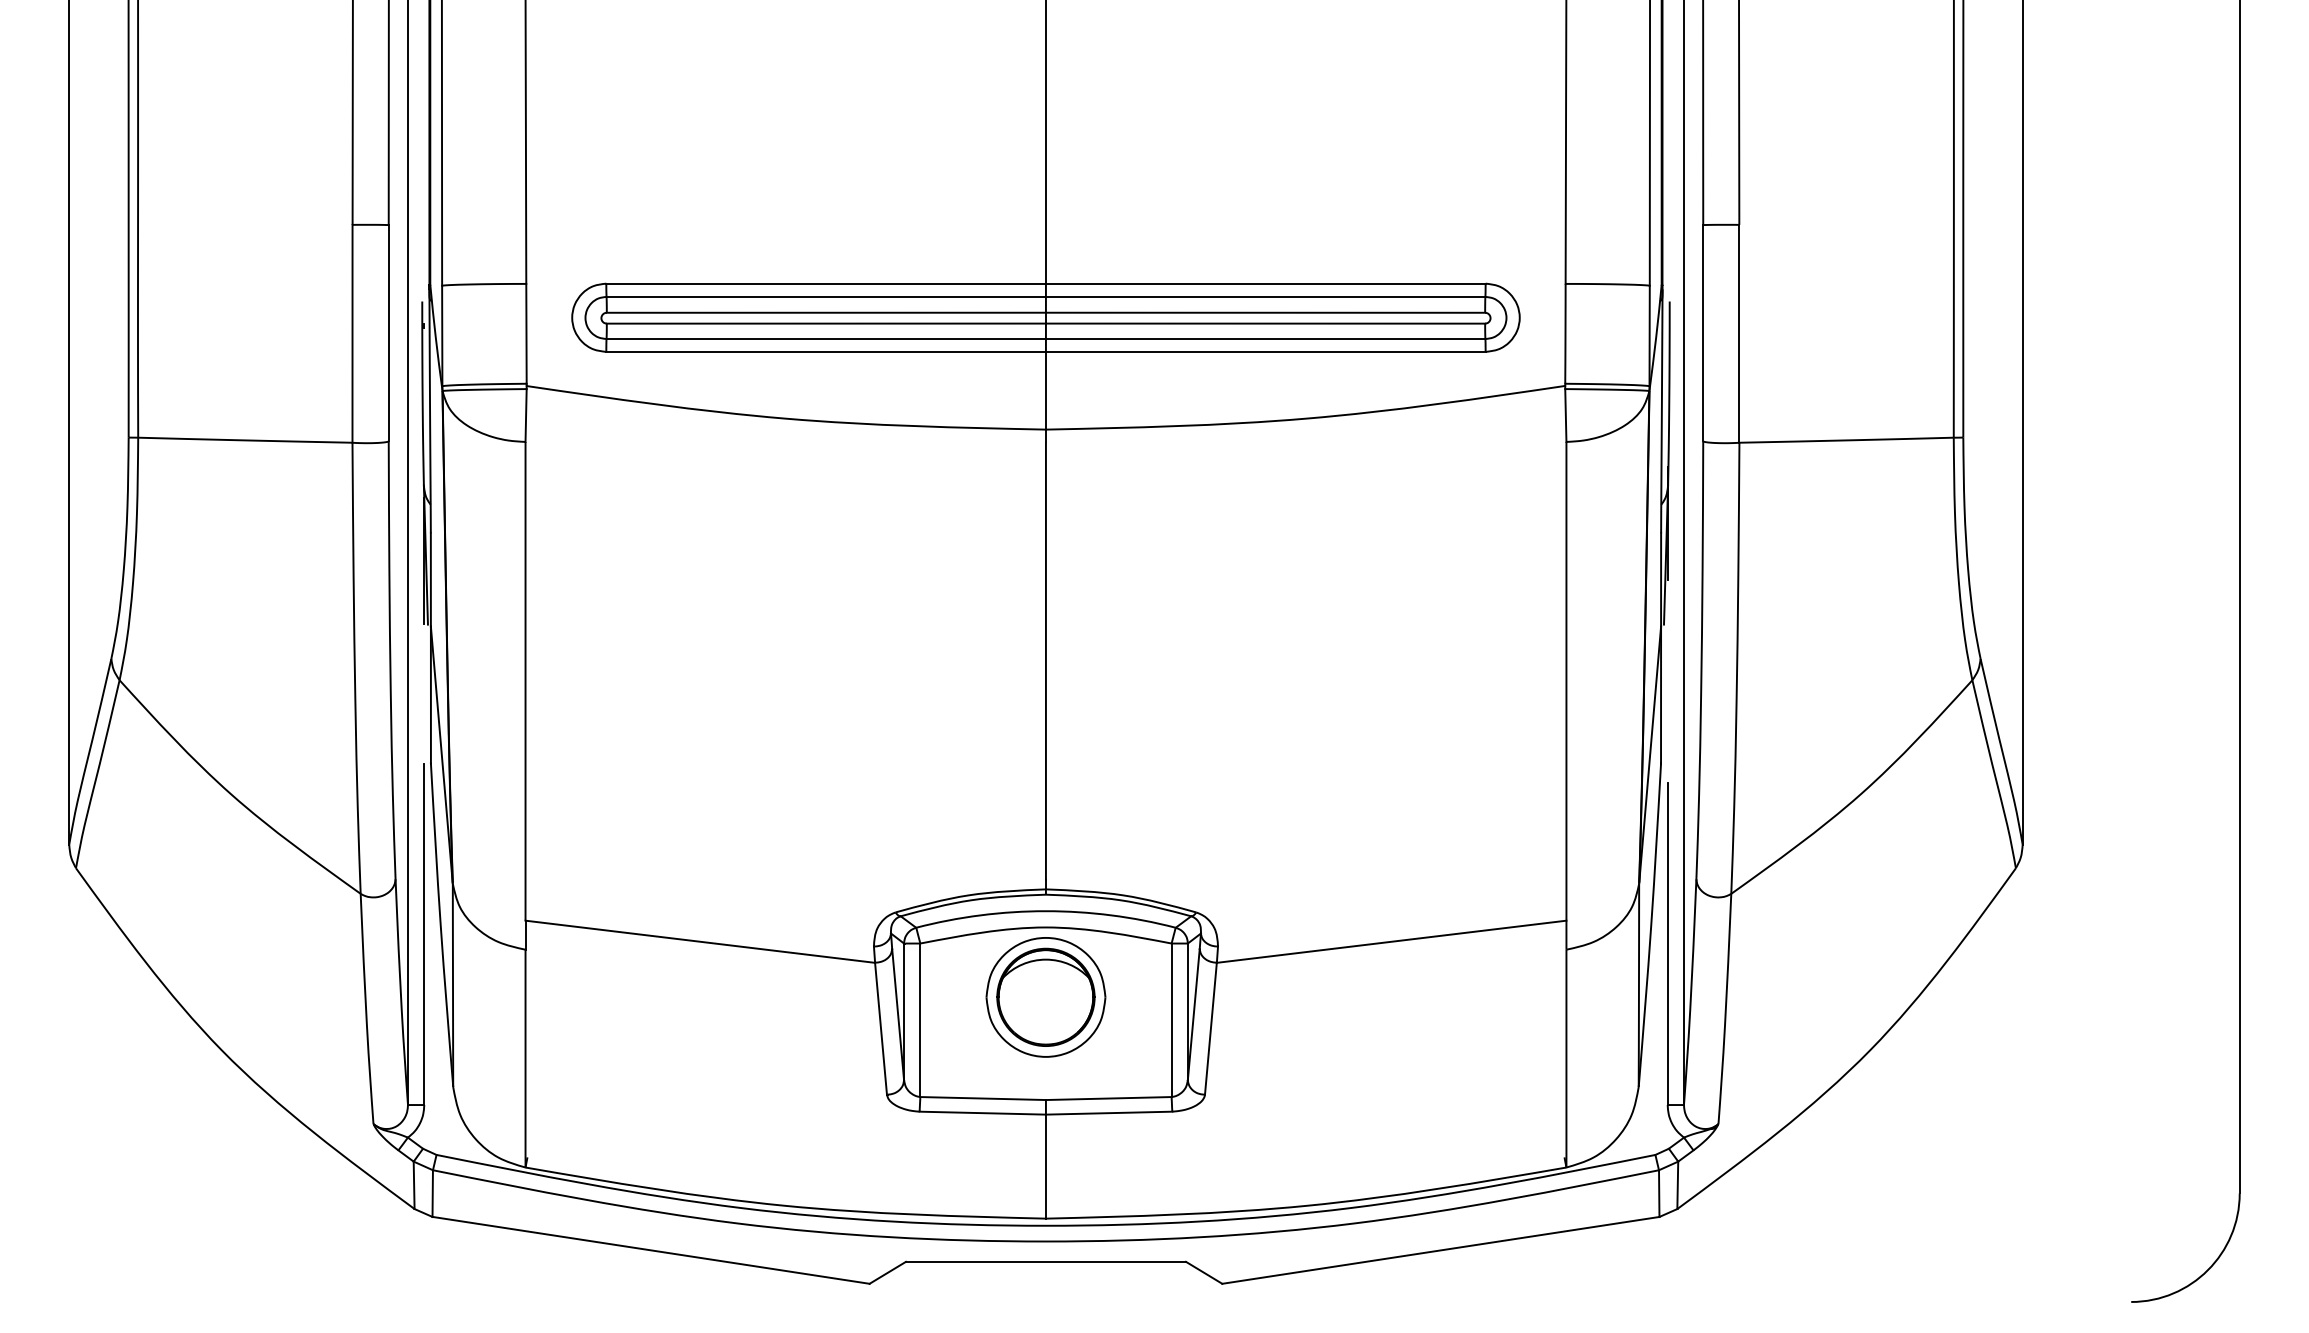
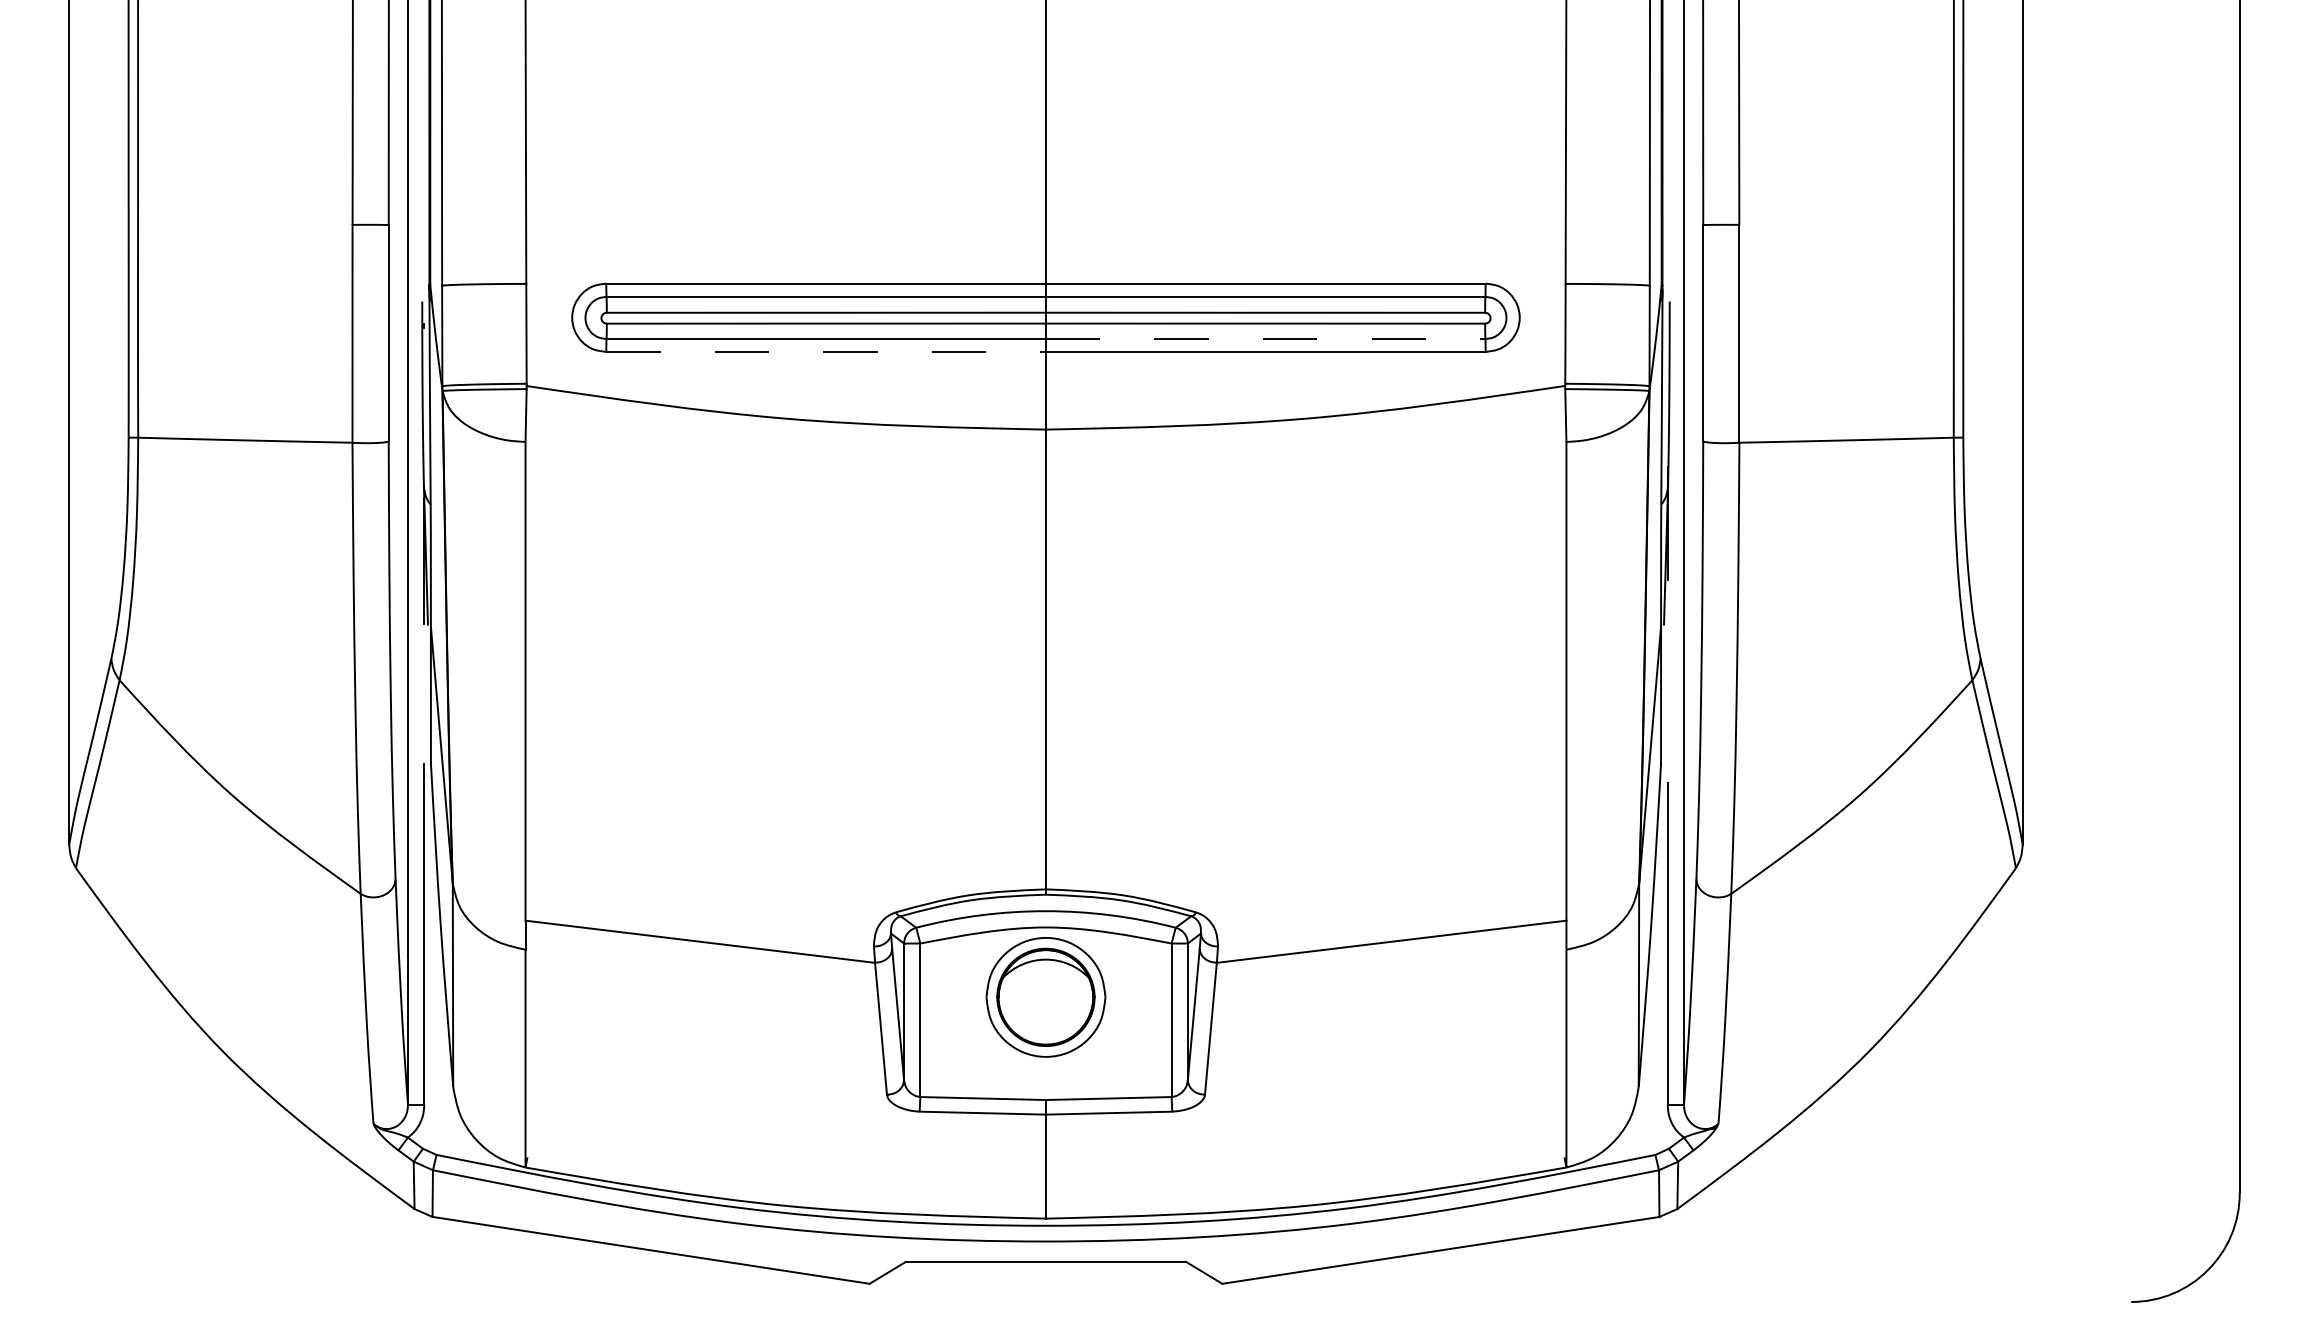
line: solid -> dashed (1265, 339)
line: solid -> dashed (826, 351)
